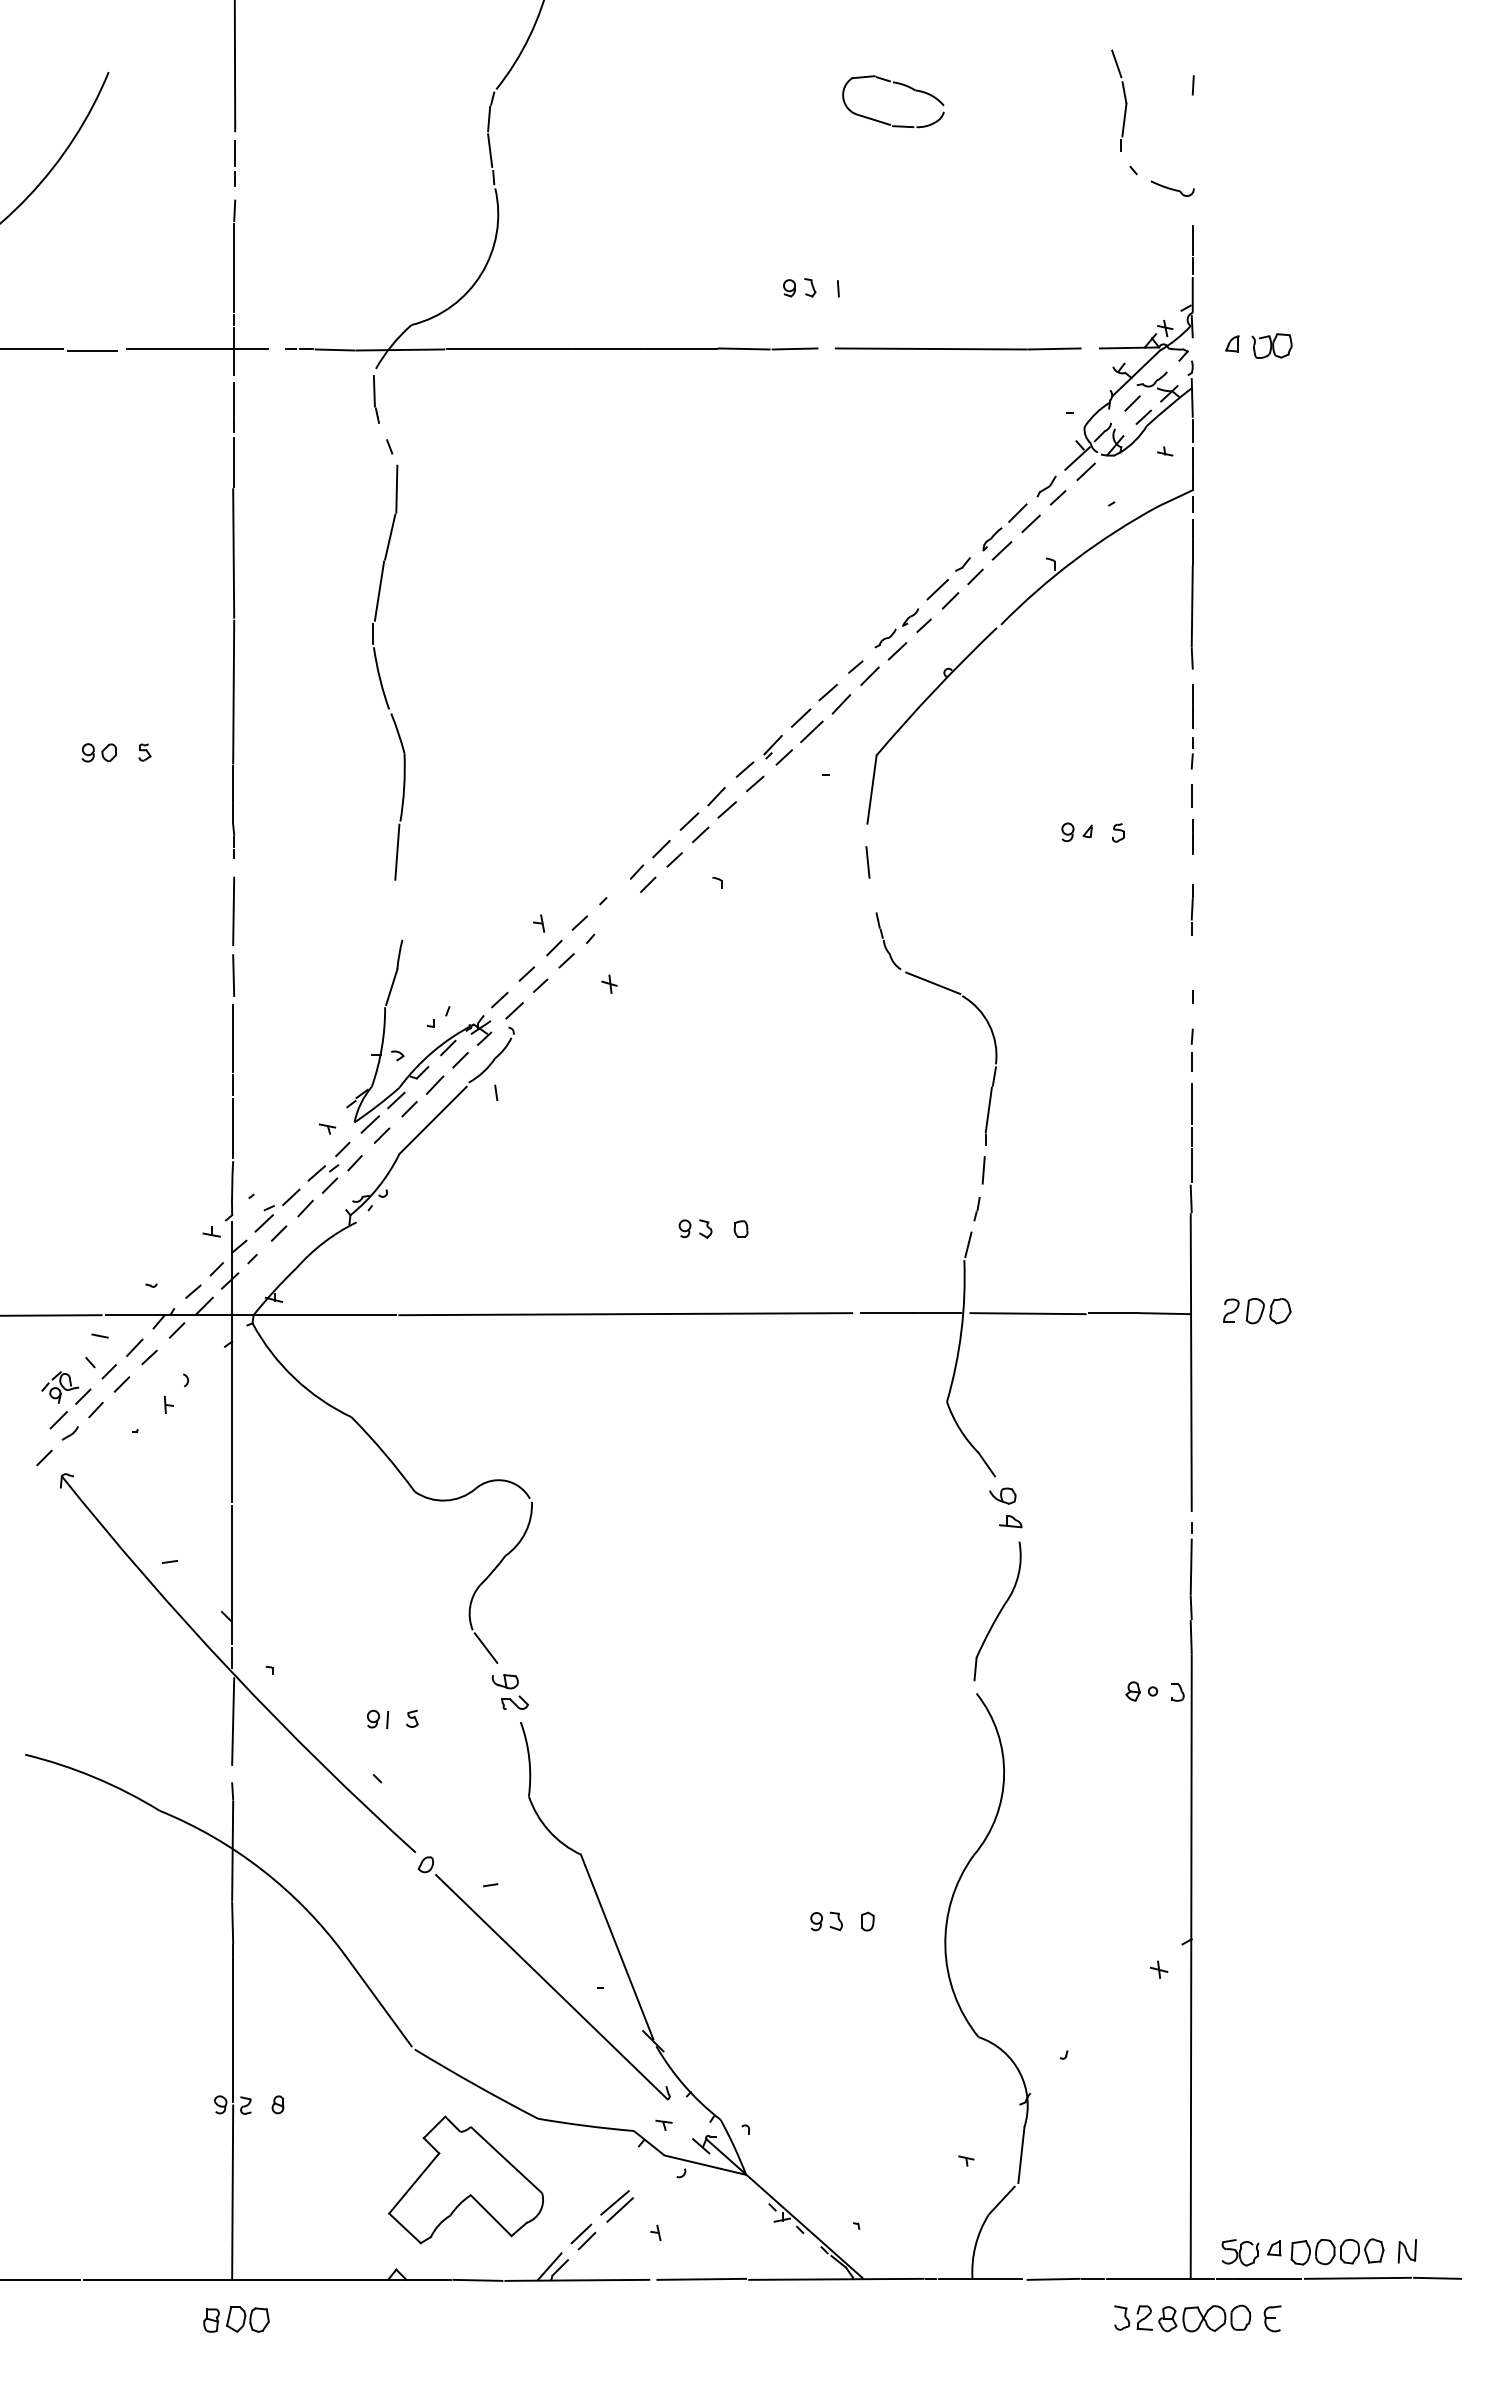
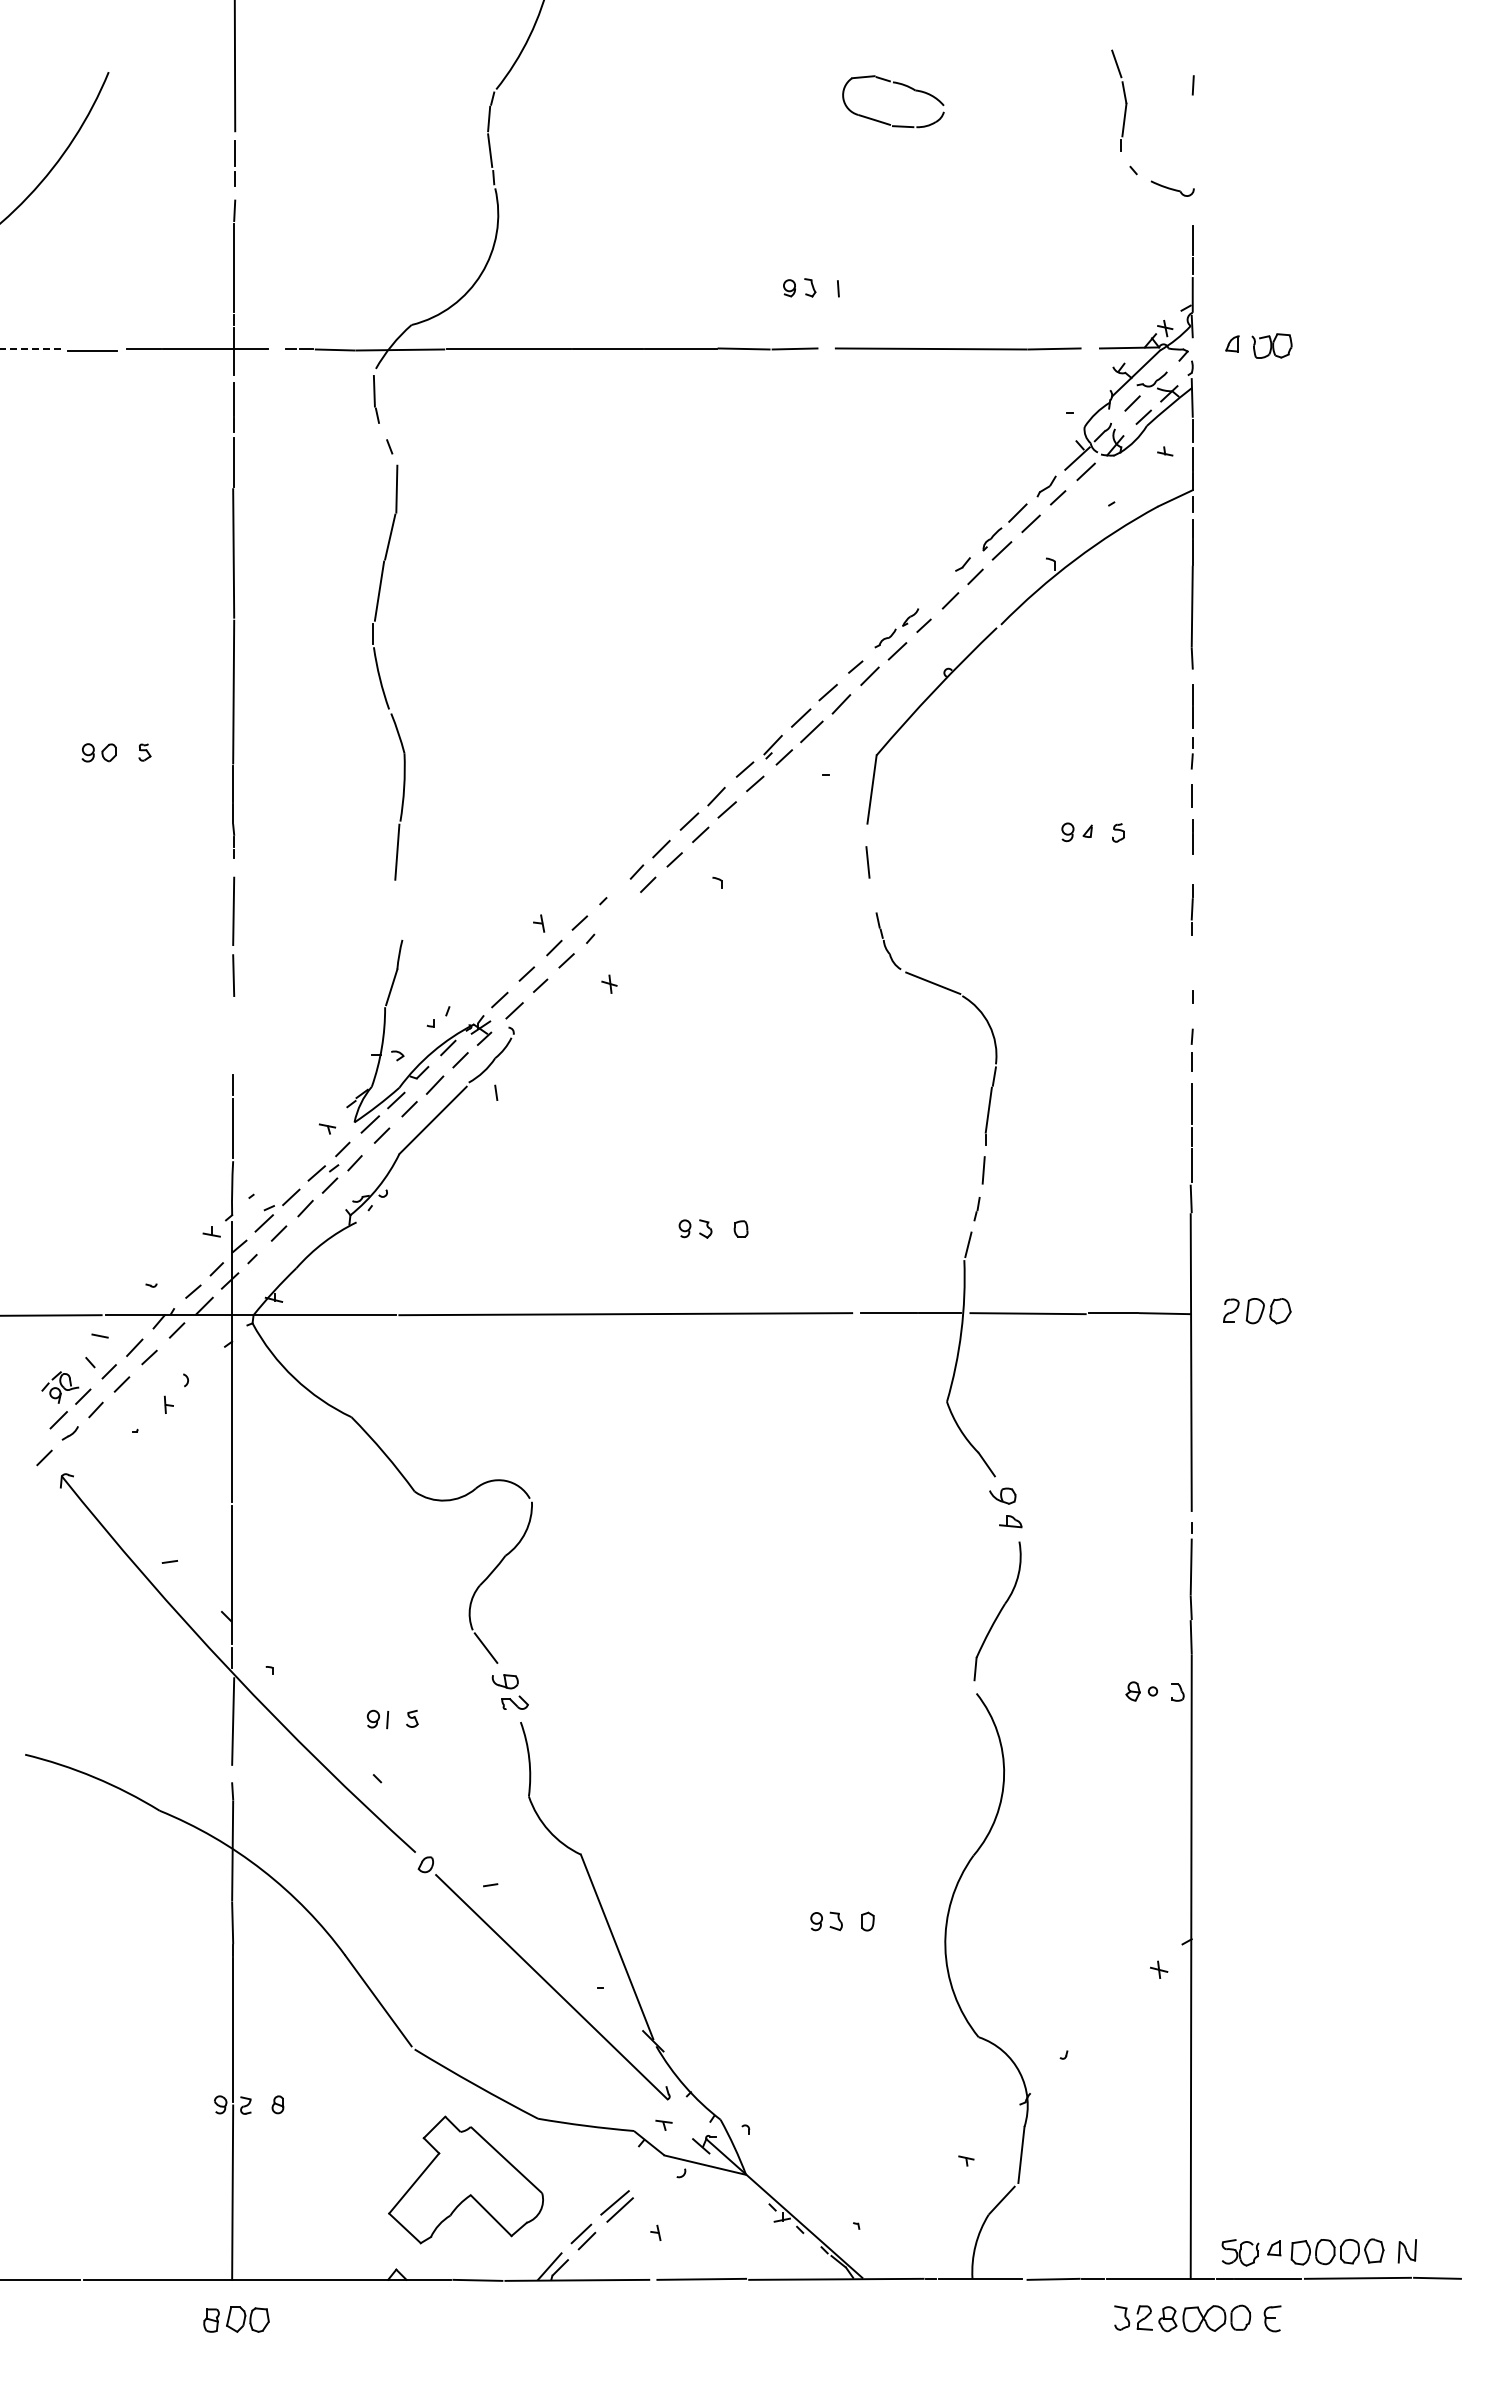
line: solid -> dashed (32, 349)
line: present -> none (937, 589)
line: present -> none (233, 1038)
